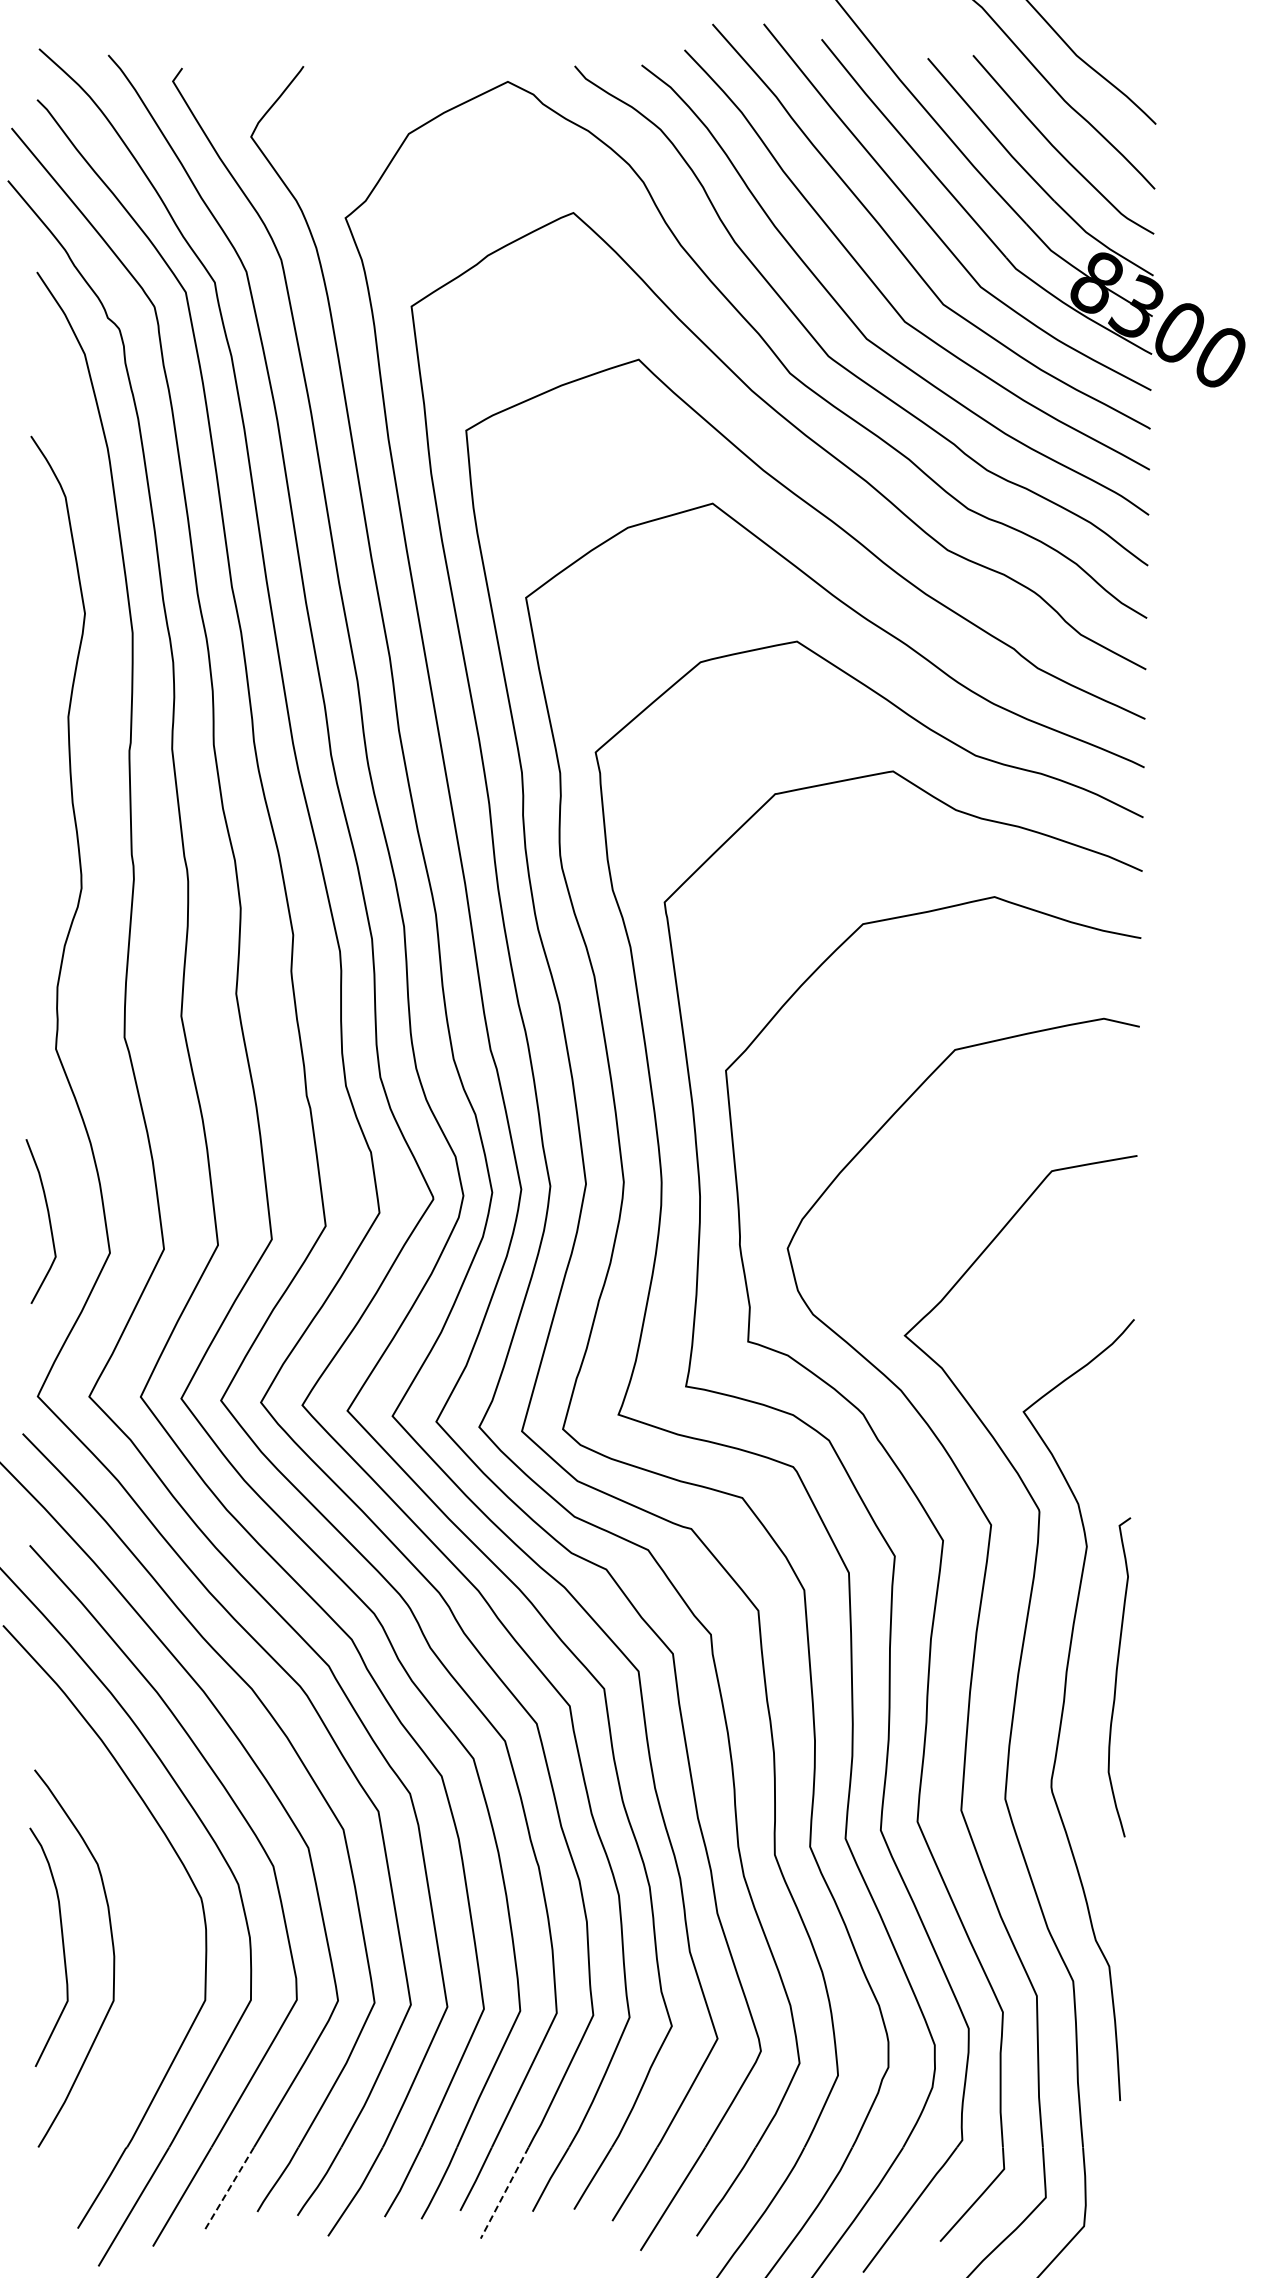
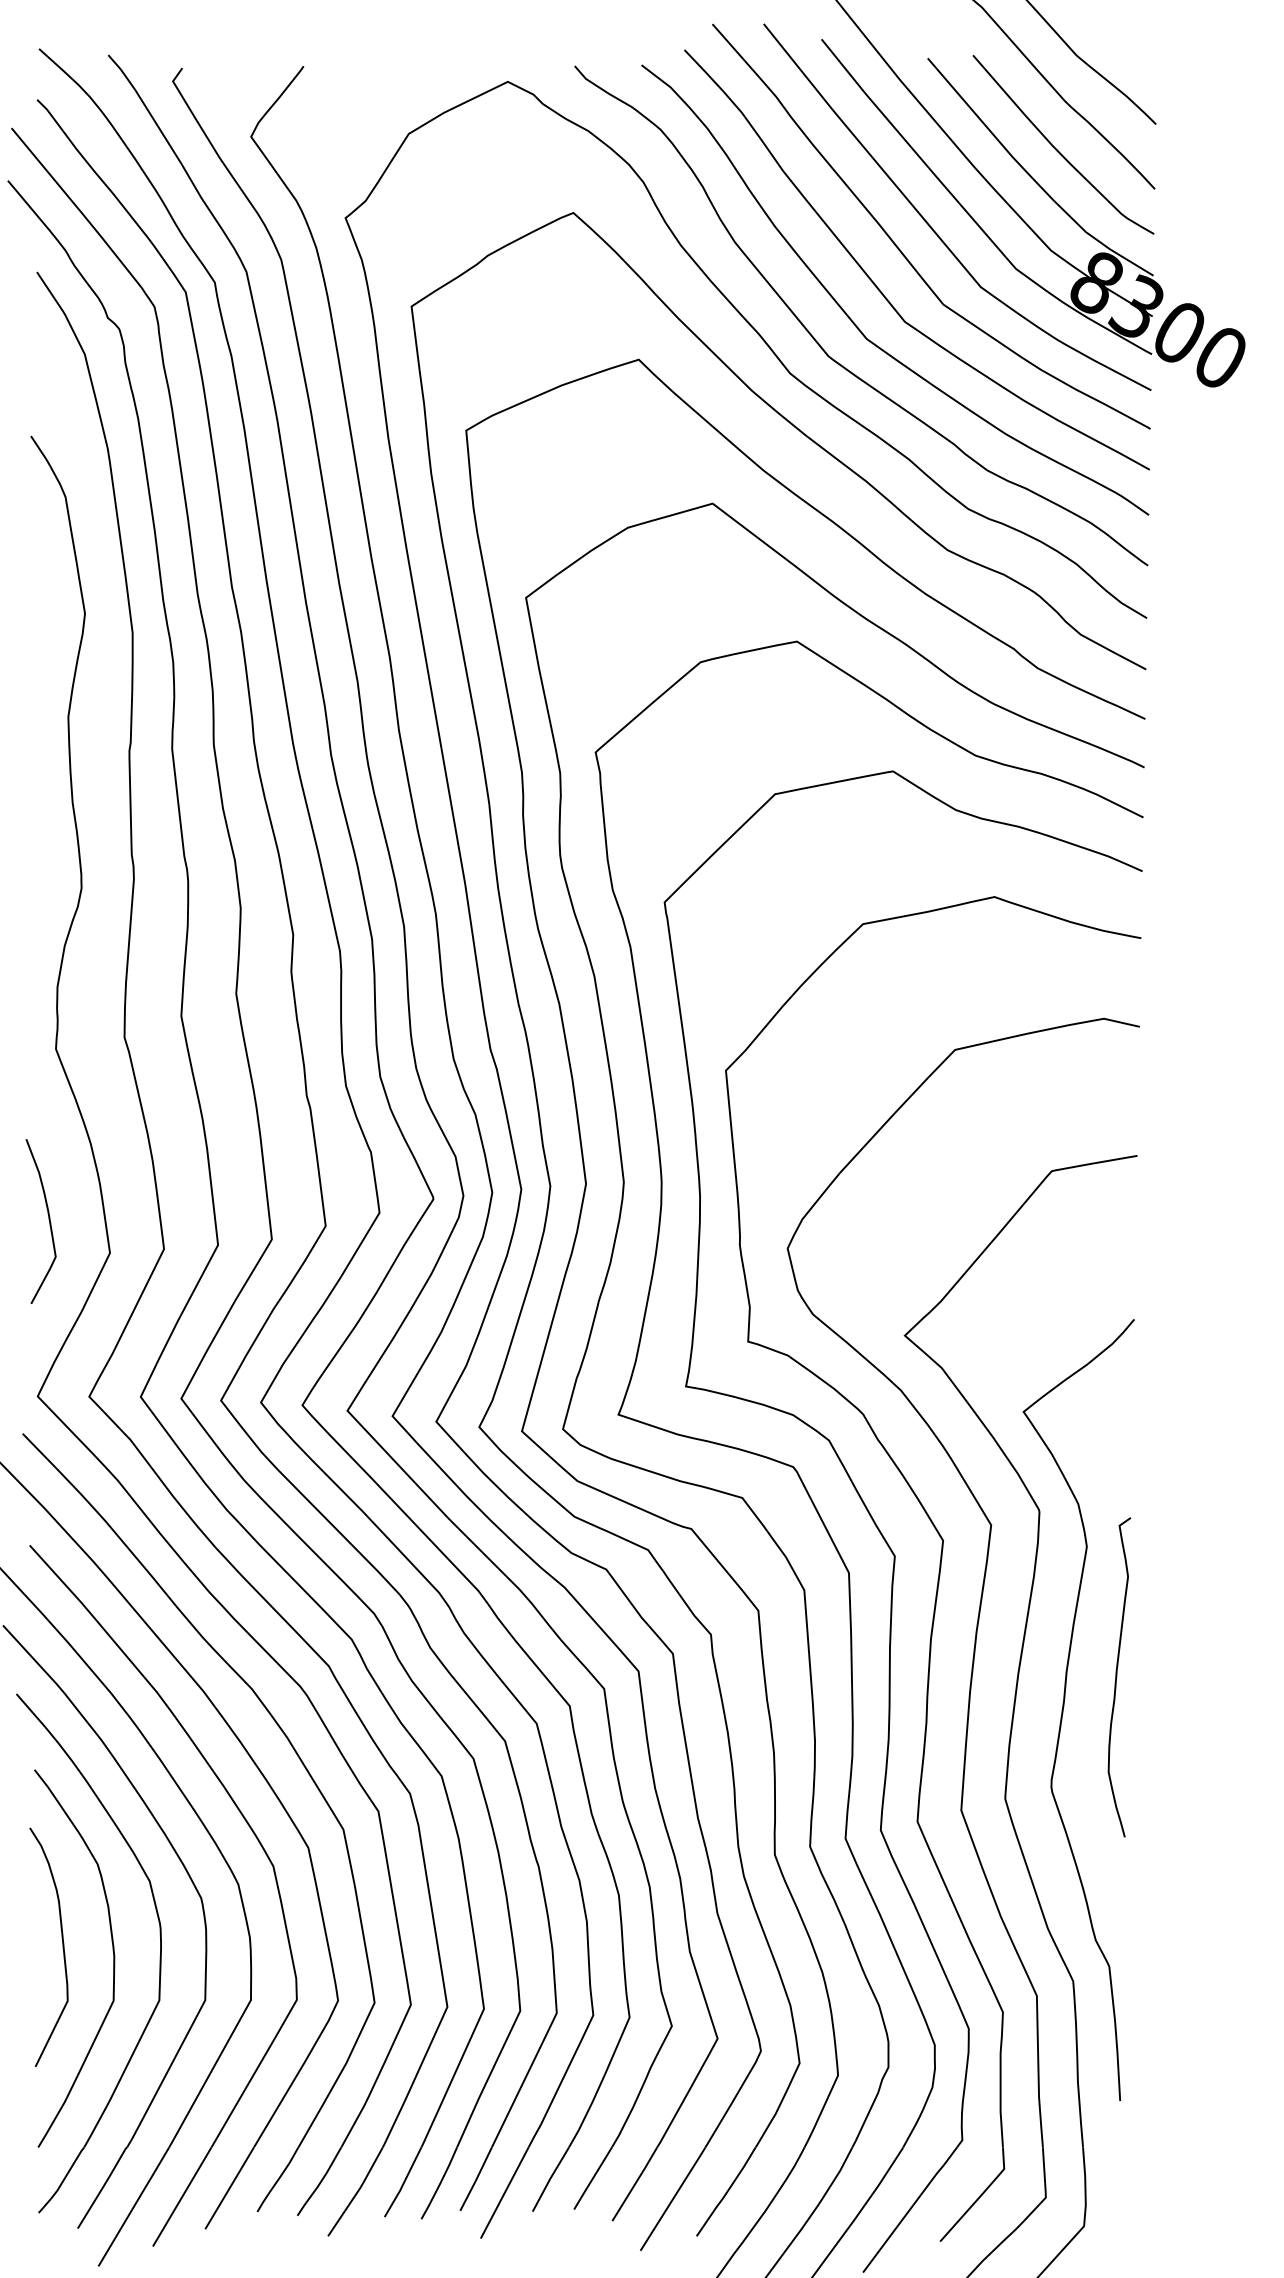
part: none -> present (159, 1956)
line: dashed -> solid (229, 2188)
line: dashed -> solid (504, 2193)
